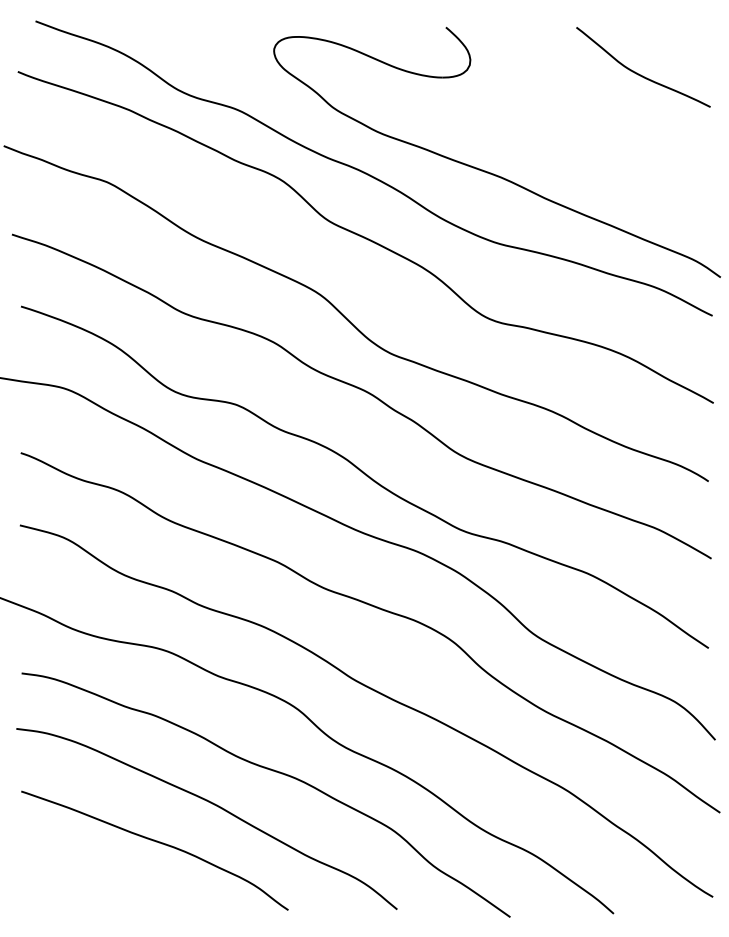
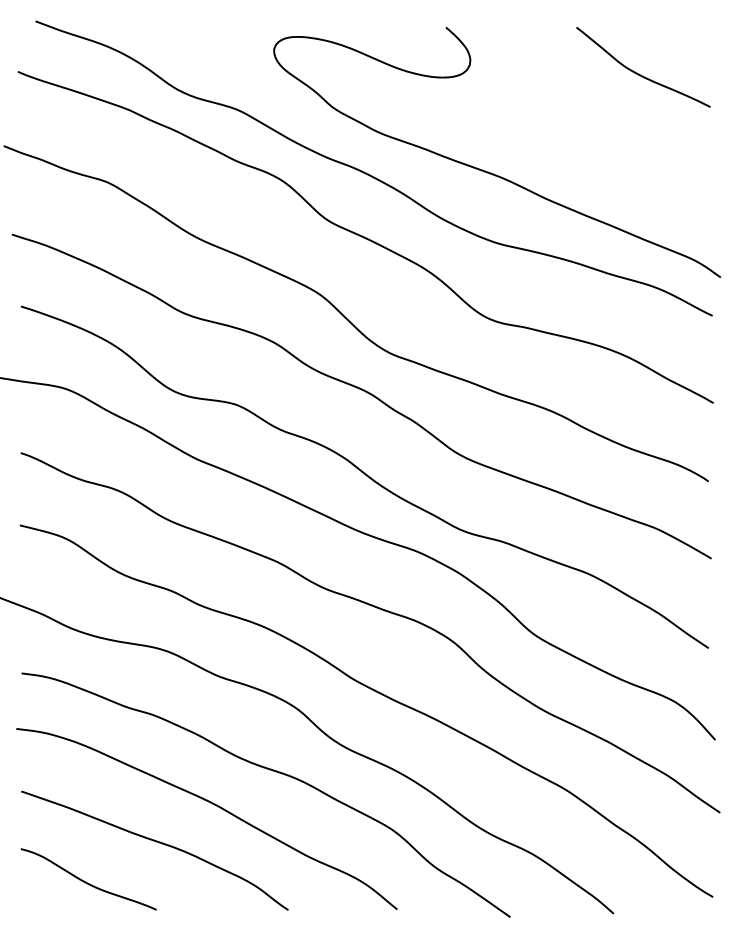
curve: none -> present (86, 881)
